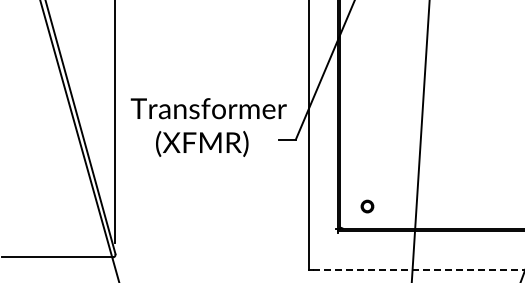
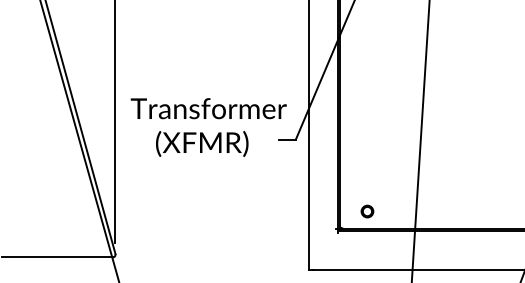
part position: (367, 206) -> (367, 211) (367, 211)
line: dashed -> solid (418, 269)
